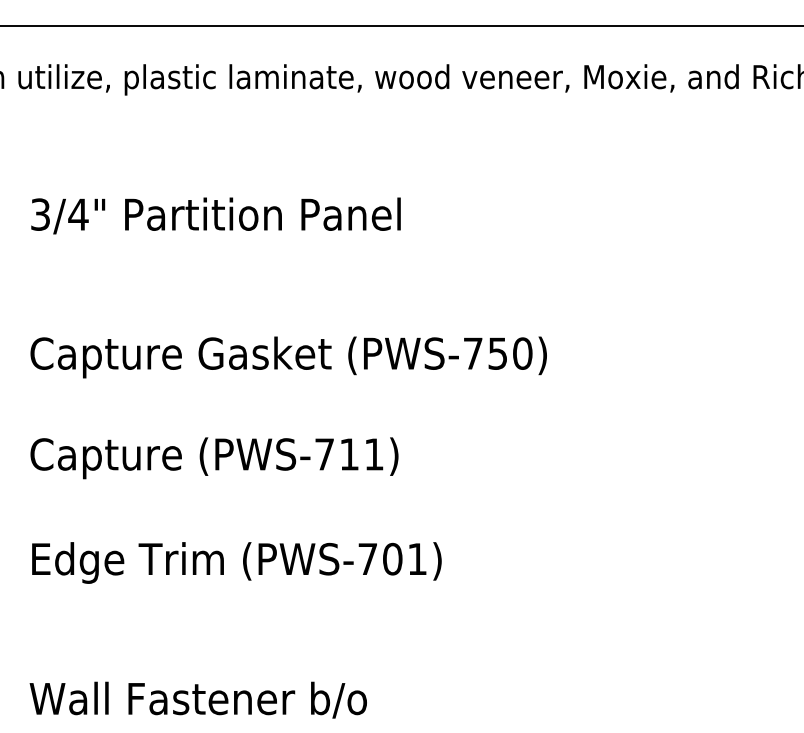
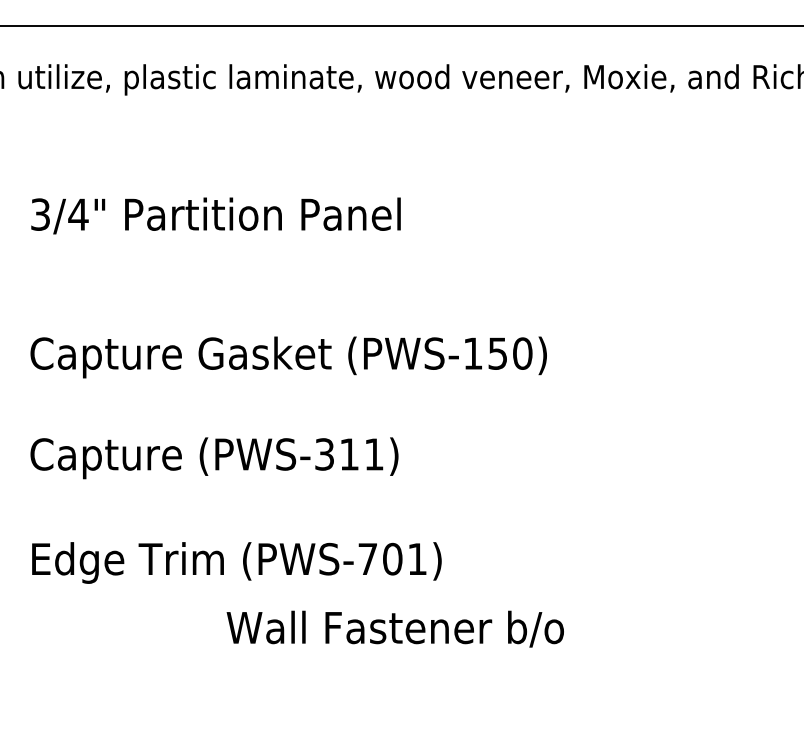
text: (PWS-750) -> (PWS-150) (473, 353)
text: (PWS-711) -> (PWS-311) (324, 454)
text position: (197, 699) -> (394, 628) (394, 628)
